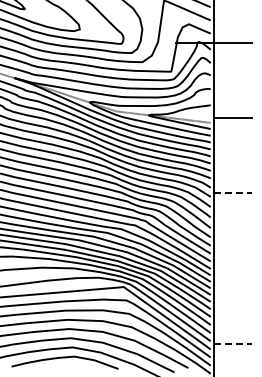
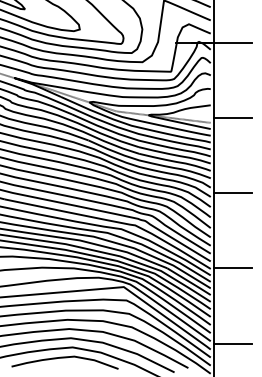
line: dashed -> solid (233, 193)
line: none -> present (233, 268)
line: dashed -> solid (233, 343)
